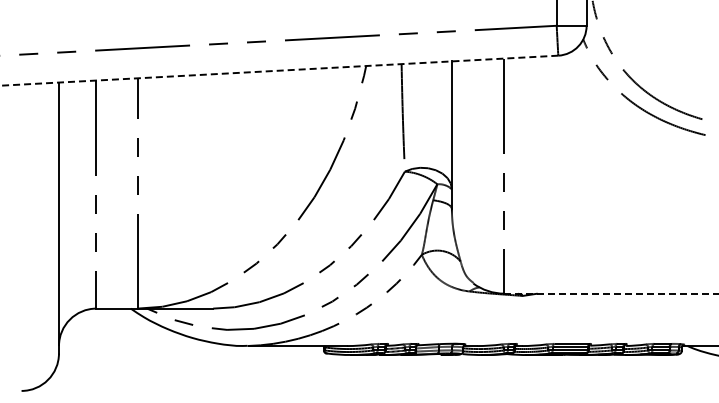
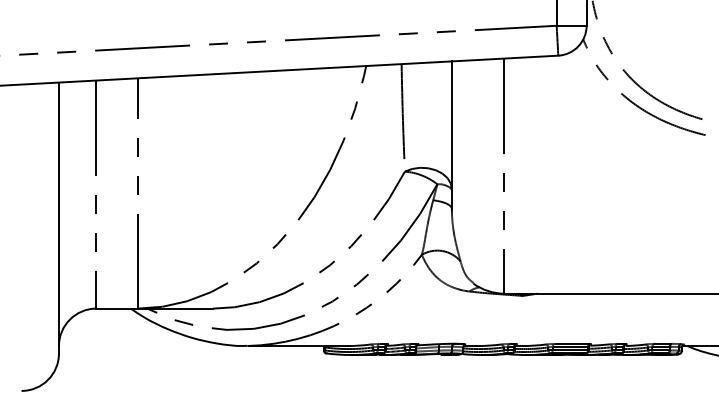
line: dashed -> solid (278, 70)
line: dashed -> solid (611, 293)
